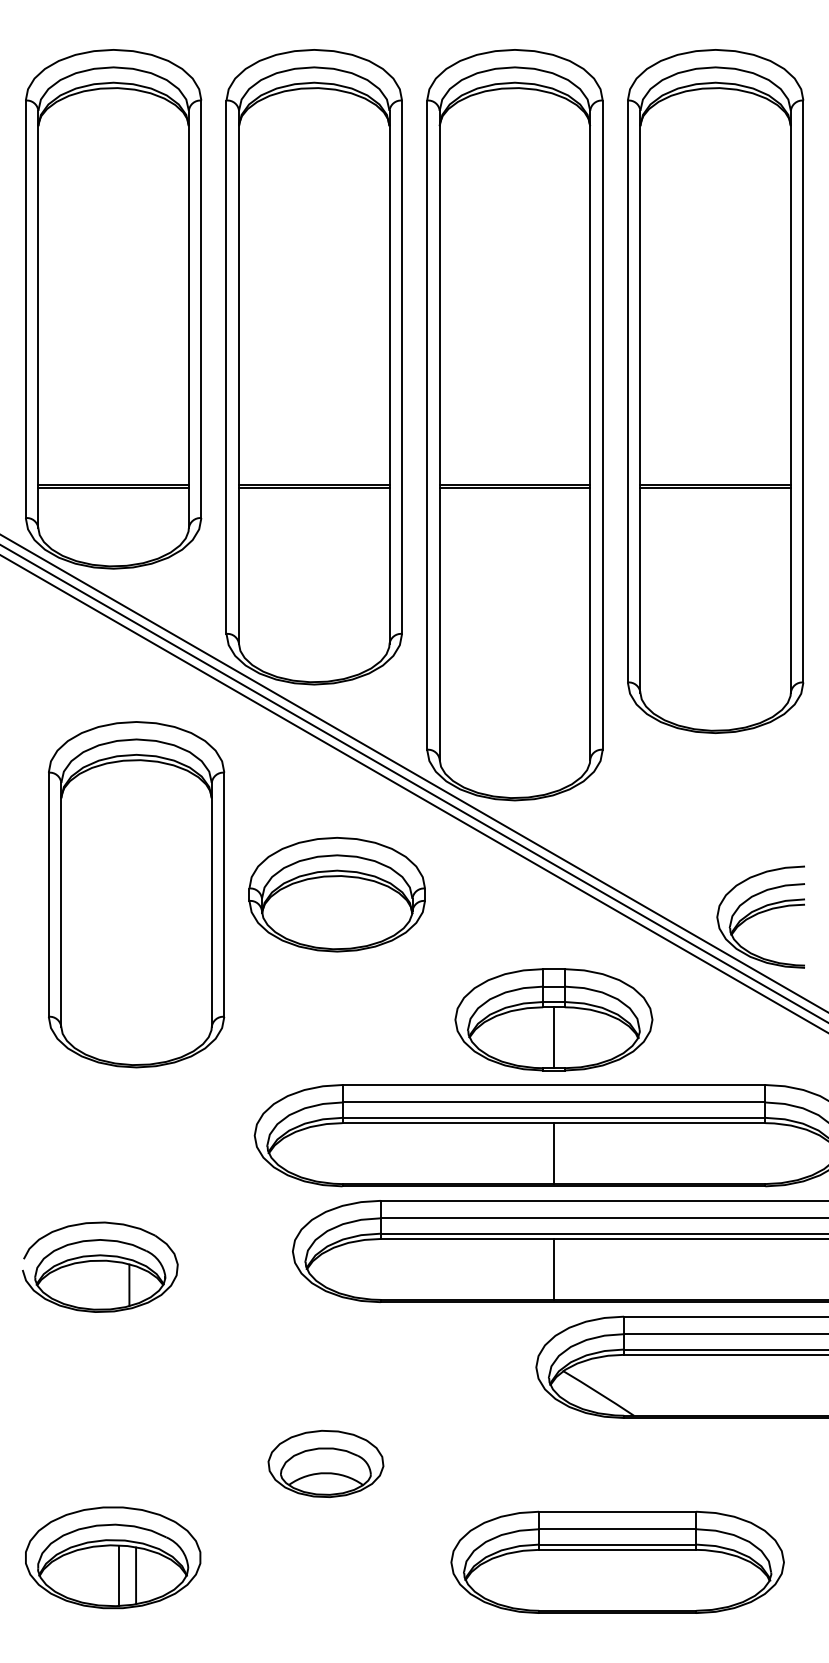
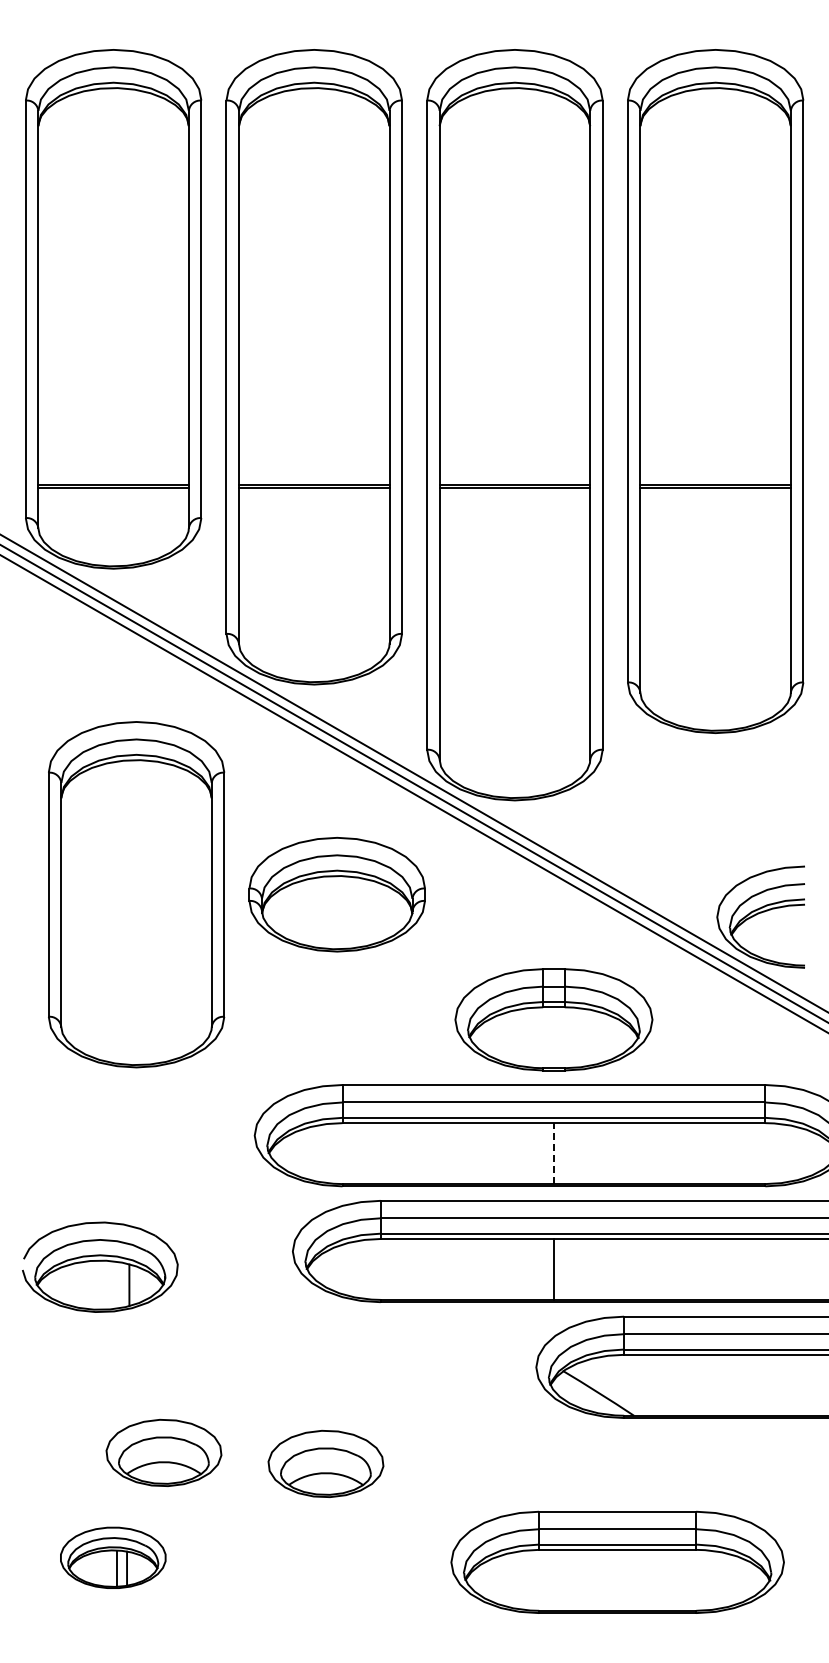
line: present -> none (553, 1037)
line: solid -> dashed (553, 1153)
part: none -> present (163, 1452)
part size: 177x104 px -> 107x63 px (113, 1557)
